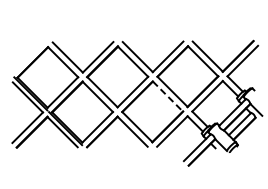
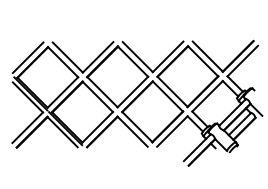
line: none -> present (27, 57)
line: dashed -> solid (168, 96)
